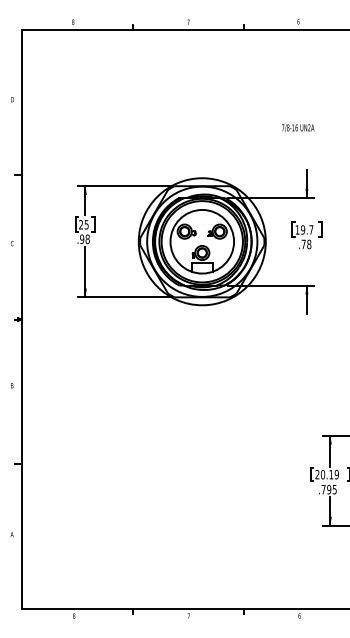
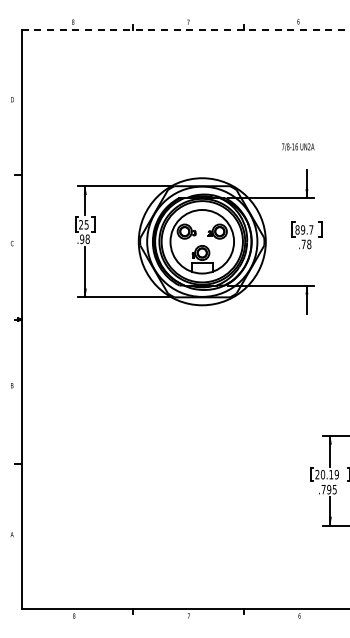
line: solid -> dashed (185, 30)
text position: (298, 127) -> (298, 146) (298, 146)
text: 19.7 -> 89.7 (297, 229)
